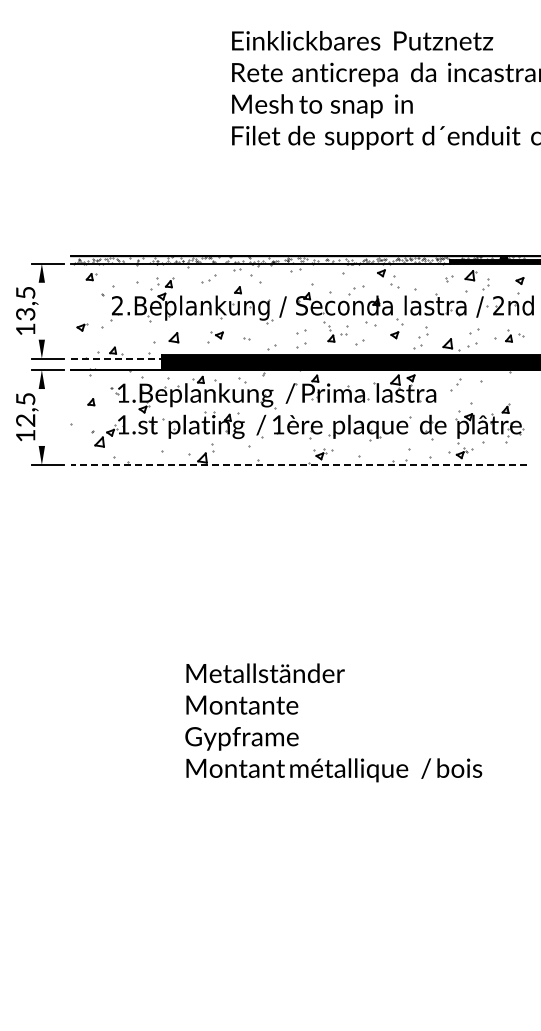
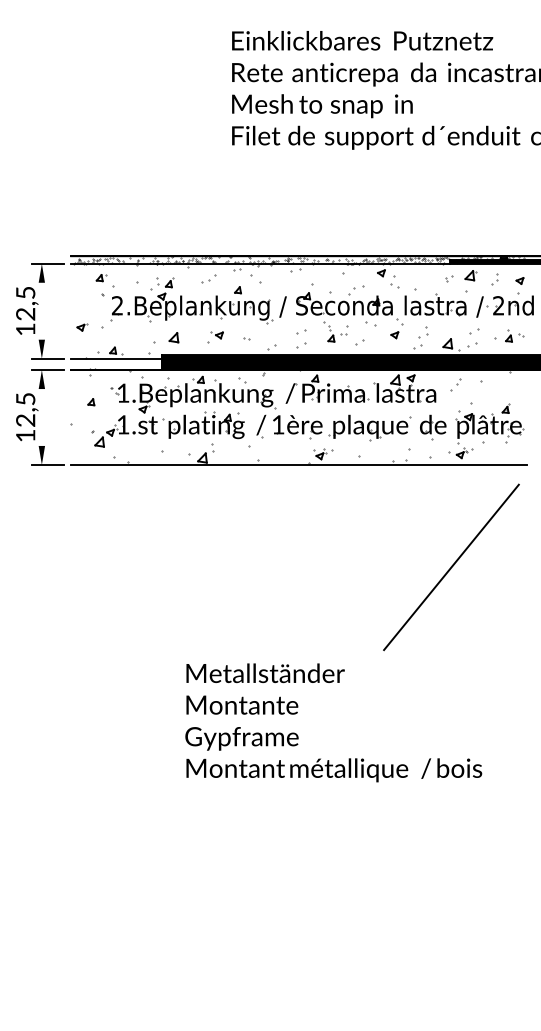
part position: (91, 277) -> (101, 278) (101, 278)
part position: (485, 284) -> (494, 279) (494, 279)
text: 13,5 -> 12,5 (28, 314)
line: dashed -> solid (116, 358)
line: dashed -> solid (298, 464)
line: none -> present (451, 567)
